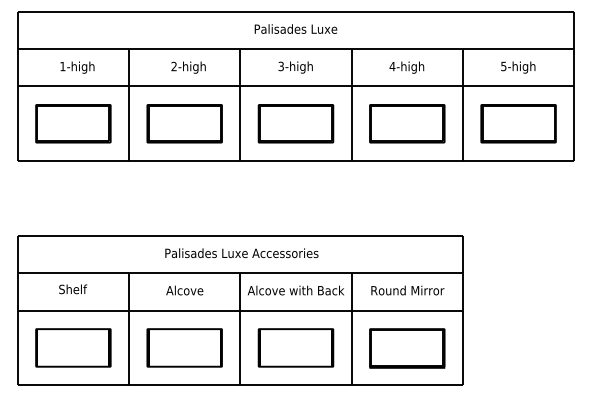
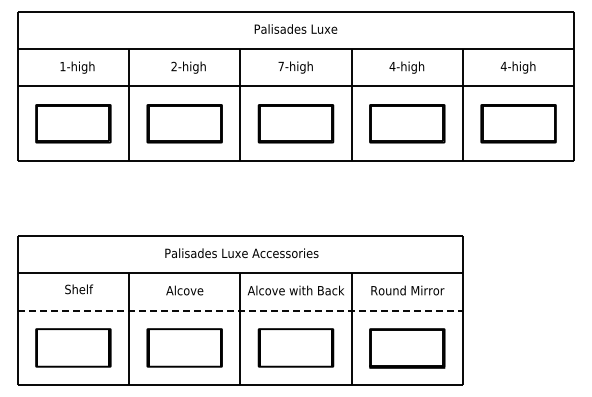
text: 3-high -> 7-high (280, 66)
text: 5-high -> 4-high (503, 66)
text position: (73, 289) -> (79, 289) (79, 289)
line: solid -> dashed (240, 310)
